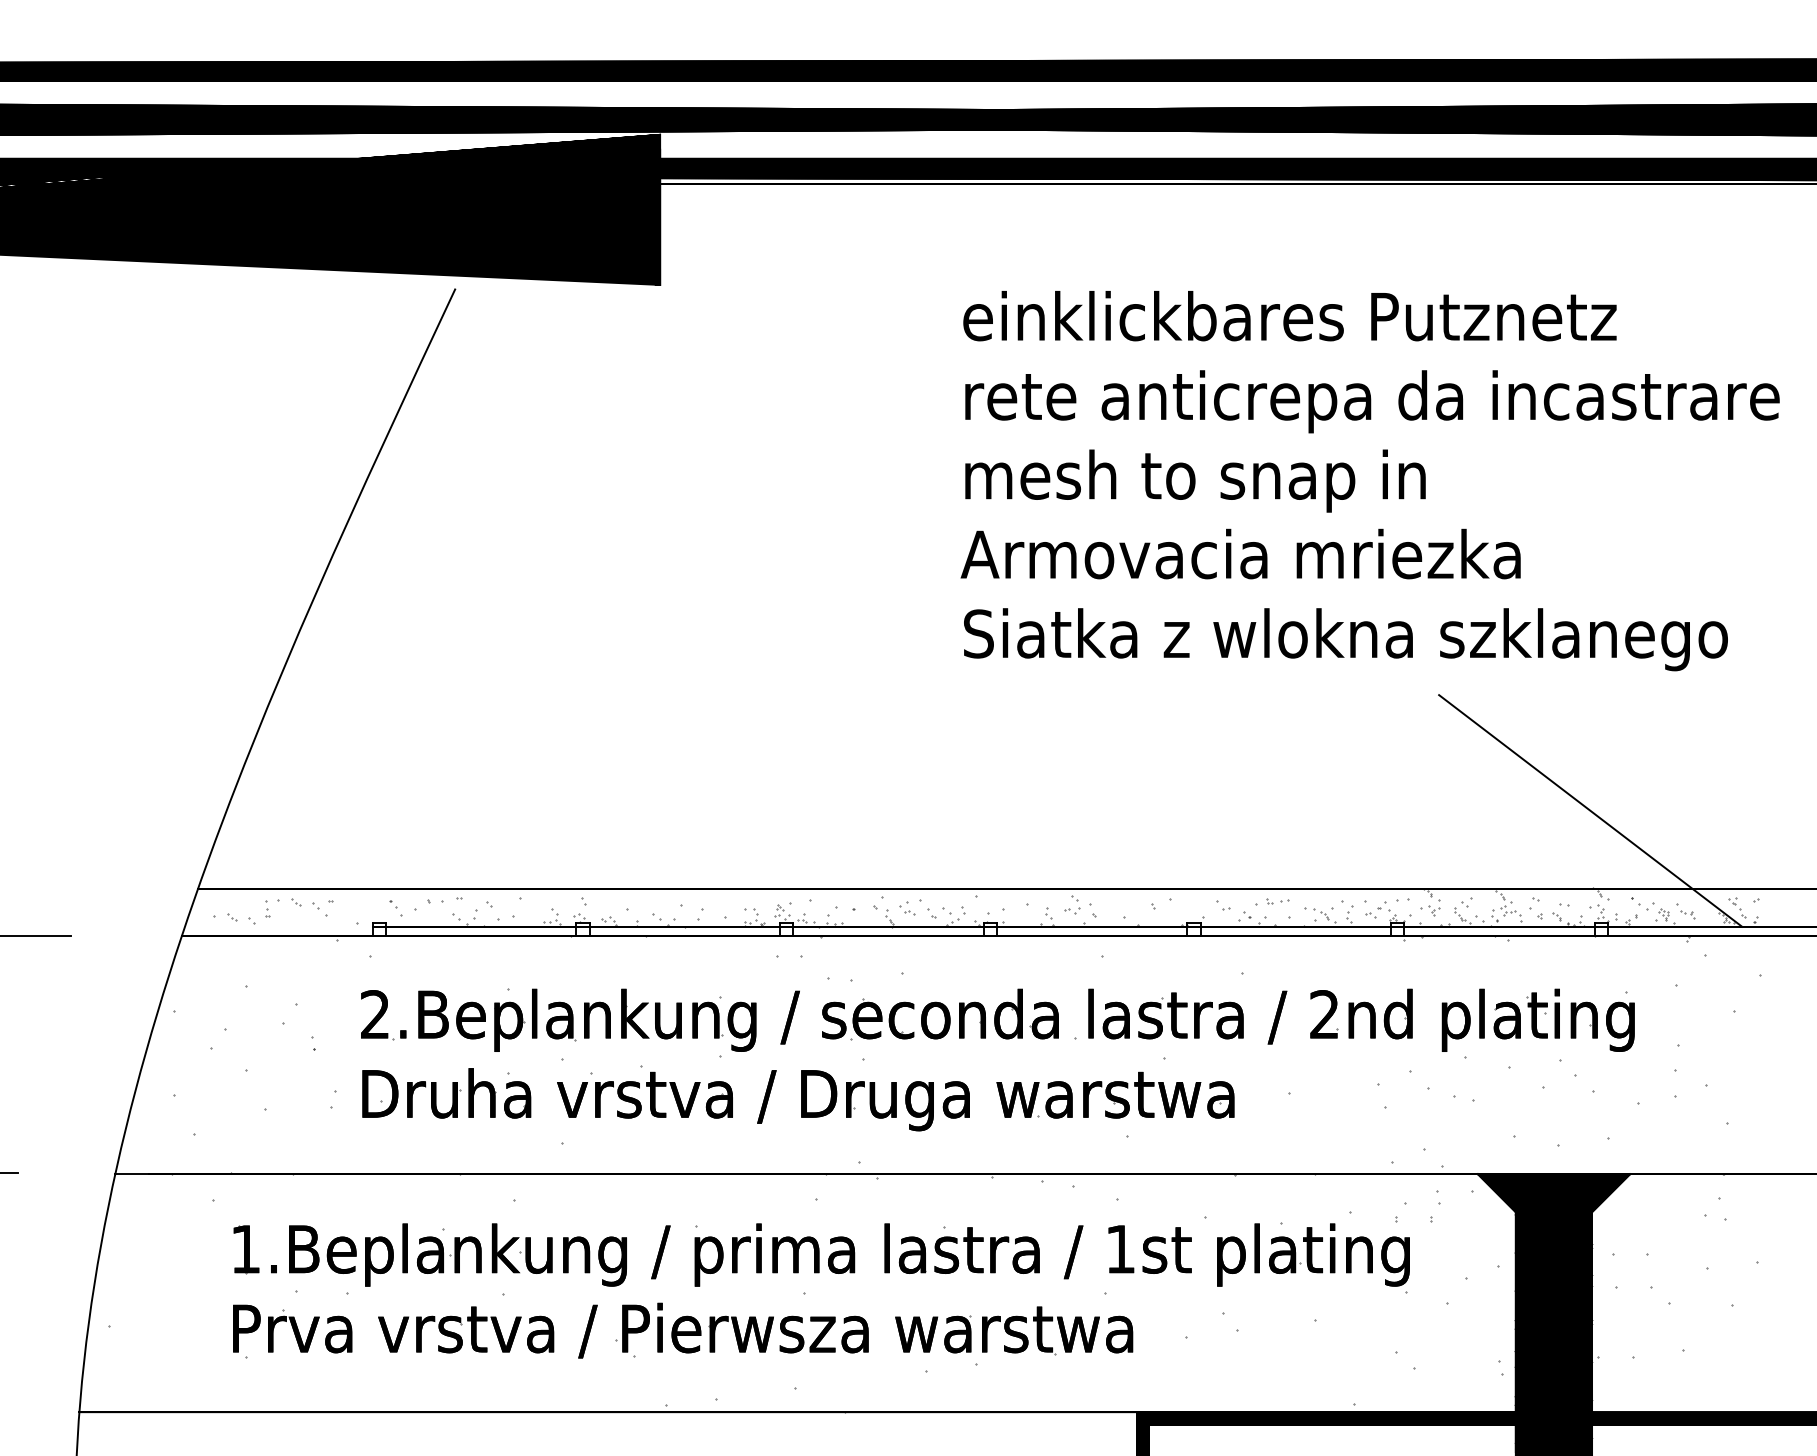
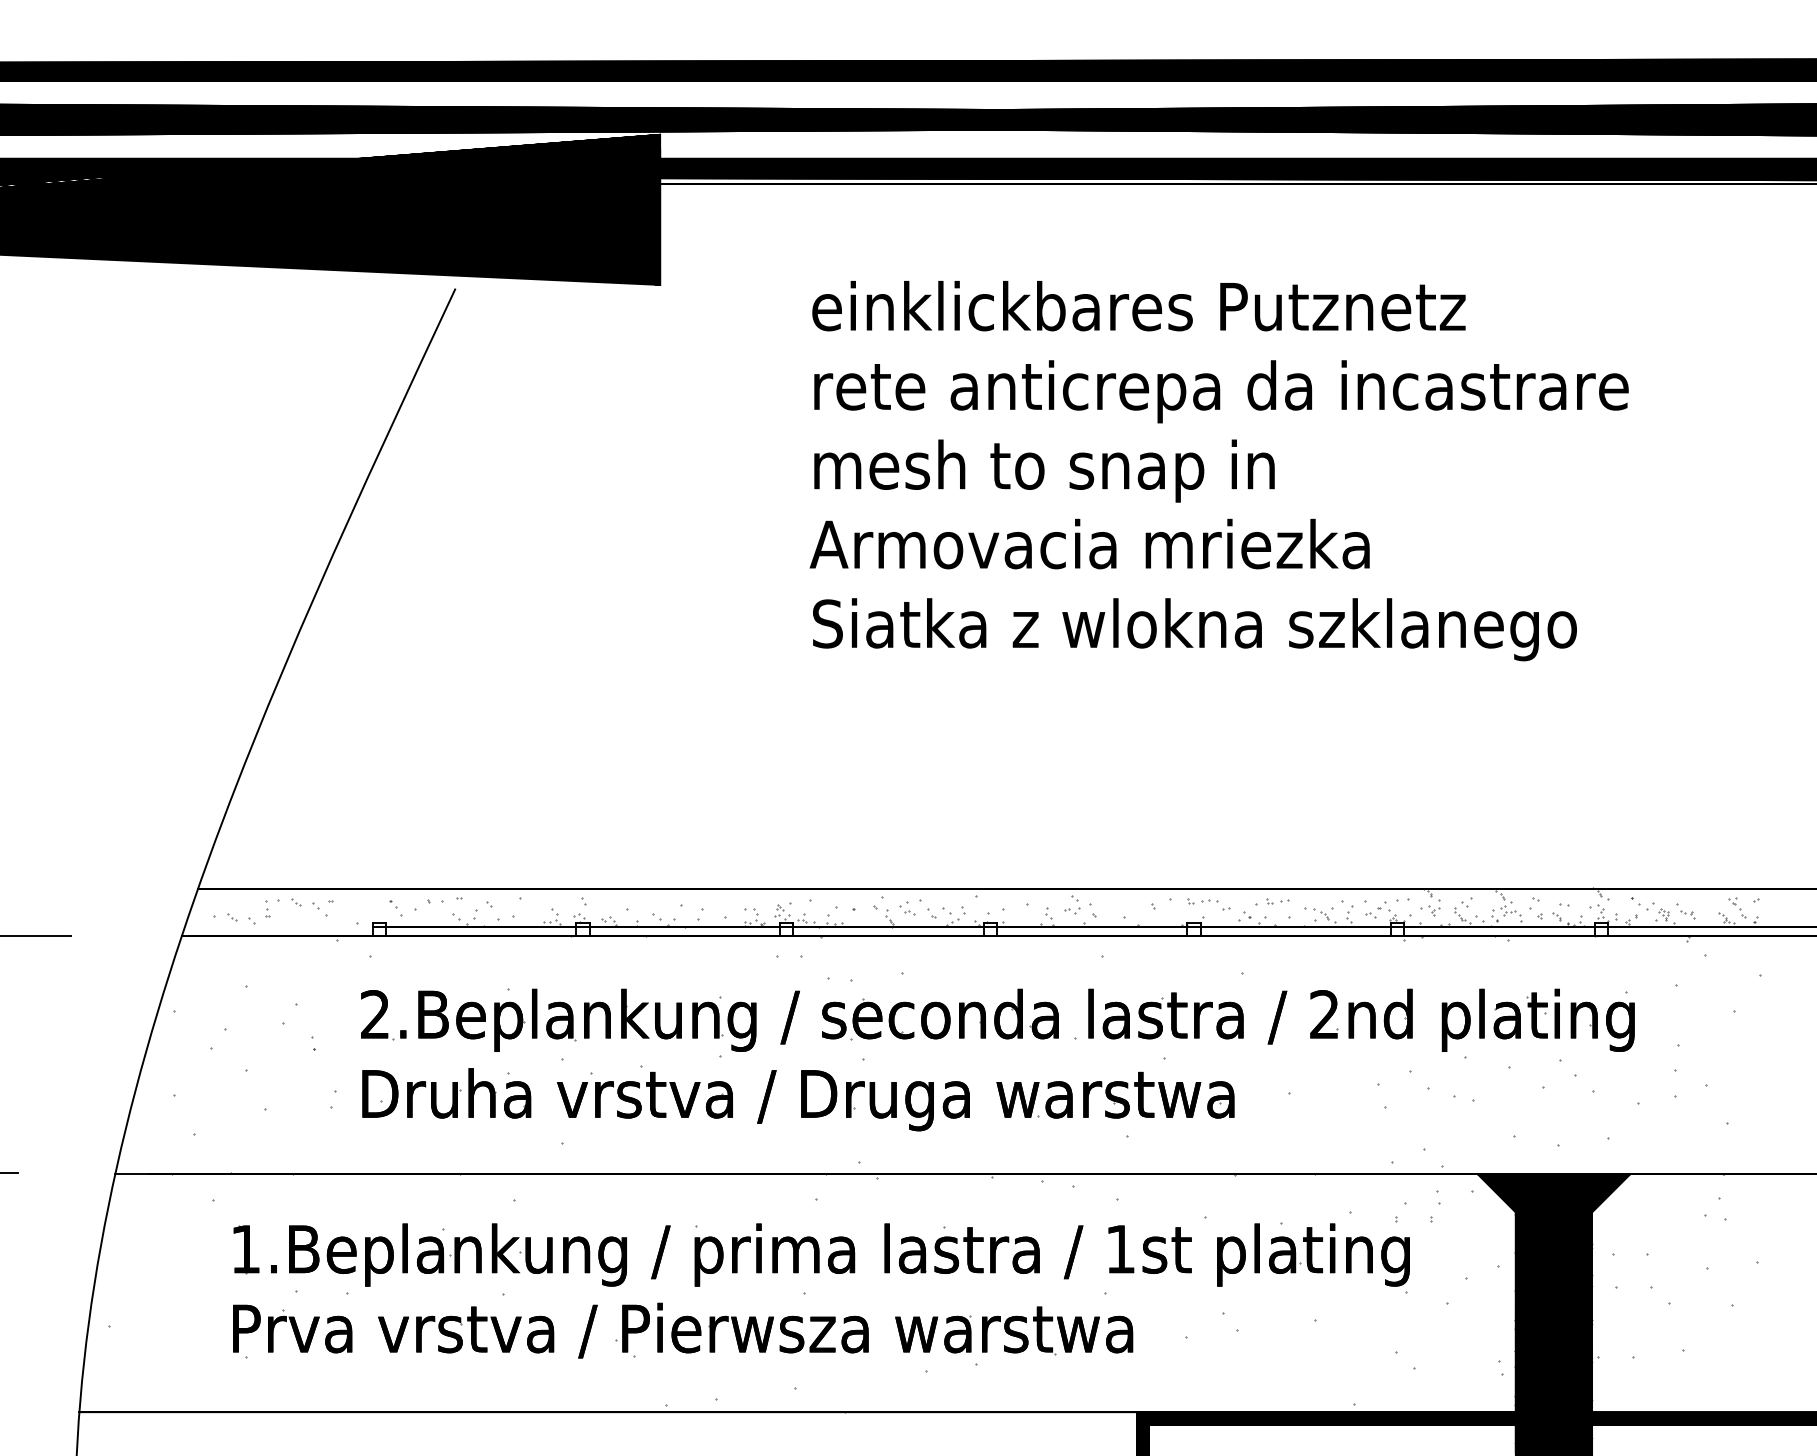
text position: (1369, 481) -> (1218, 471) (1218, 471)
line: present -> none (1590, 810)
part: none -> present (1198, 901)
